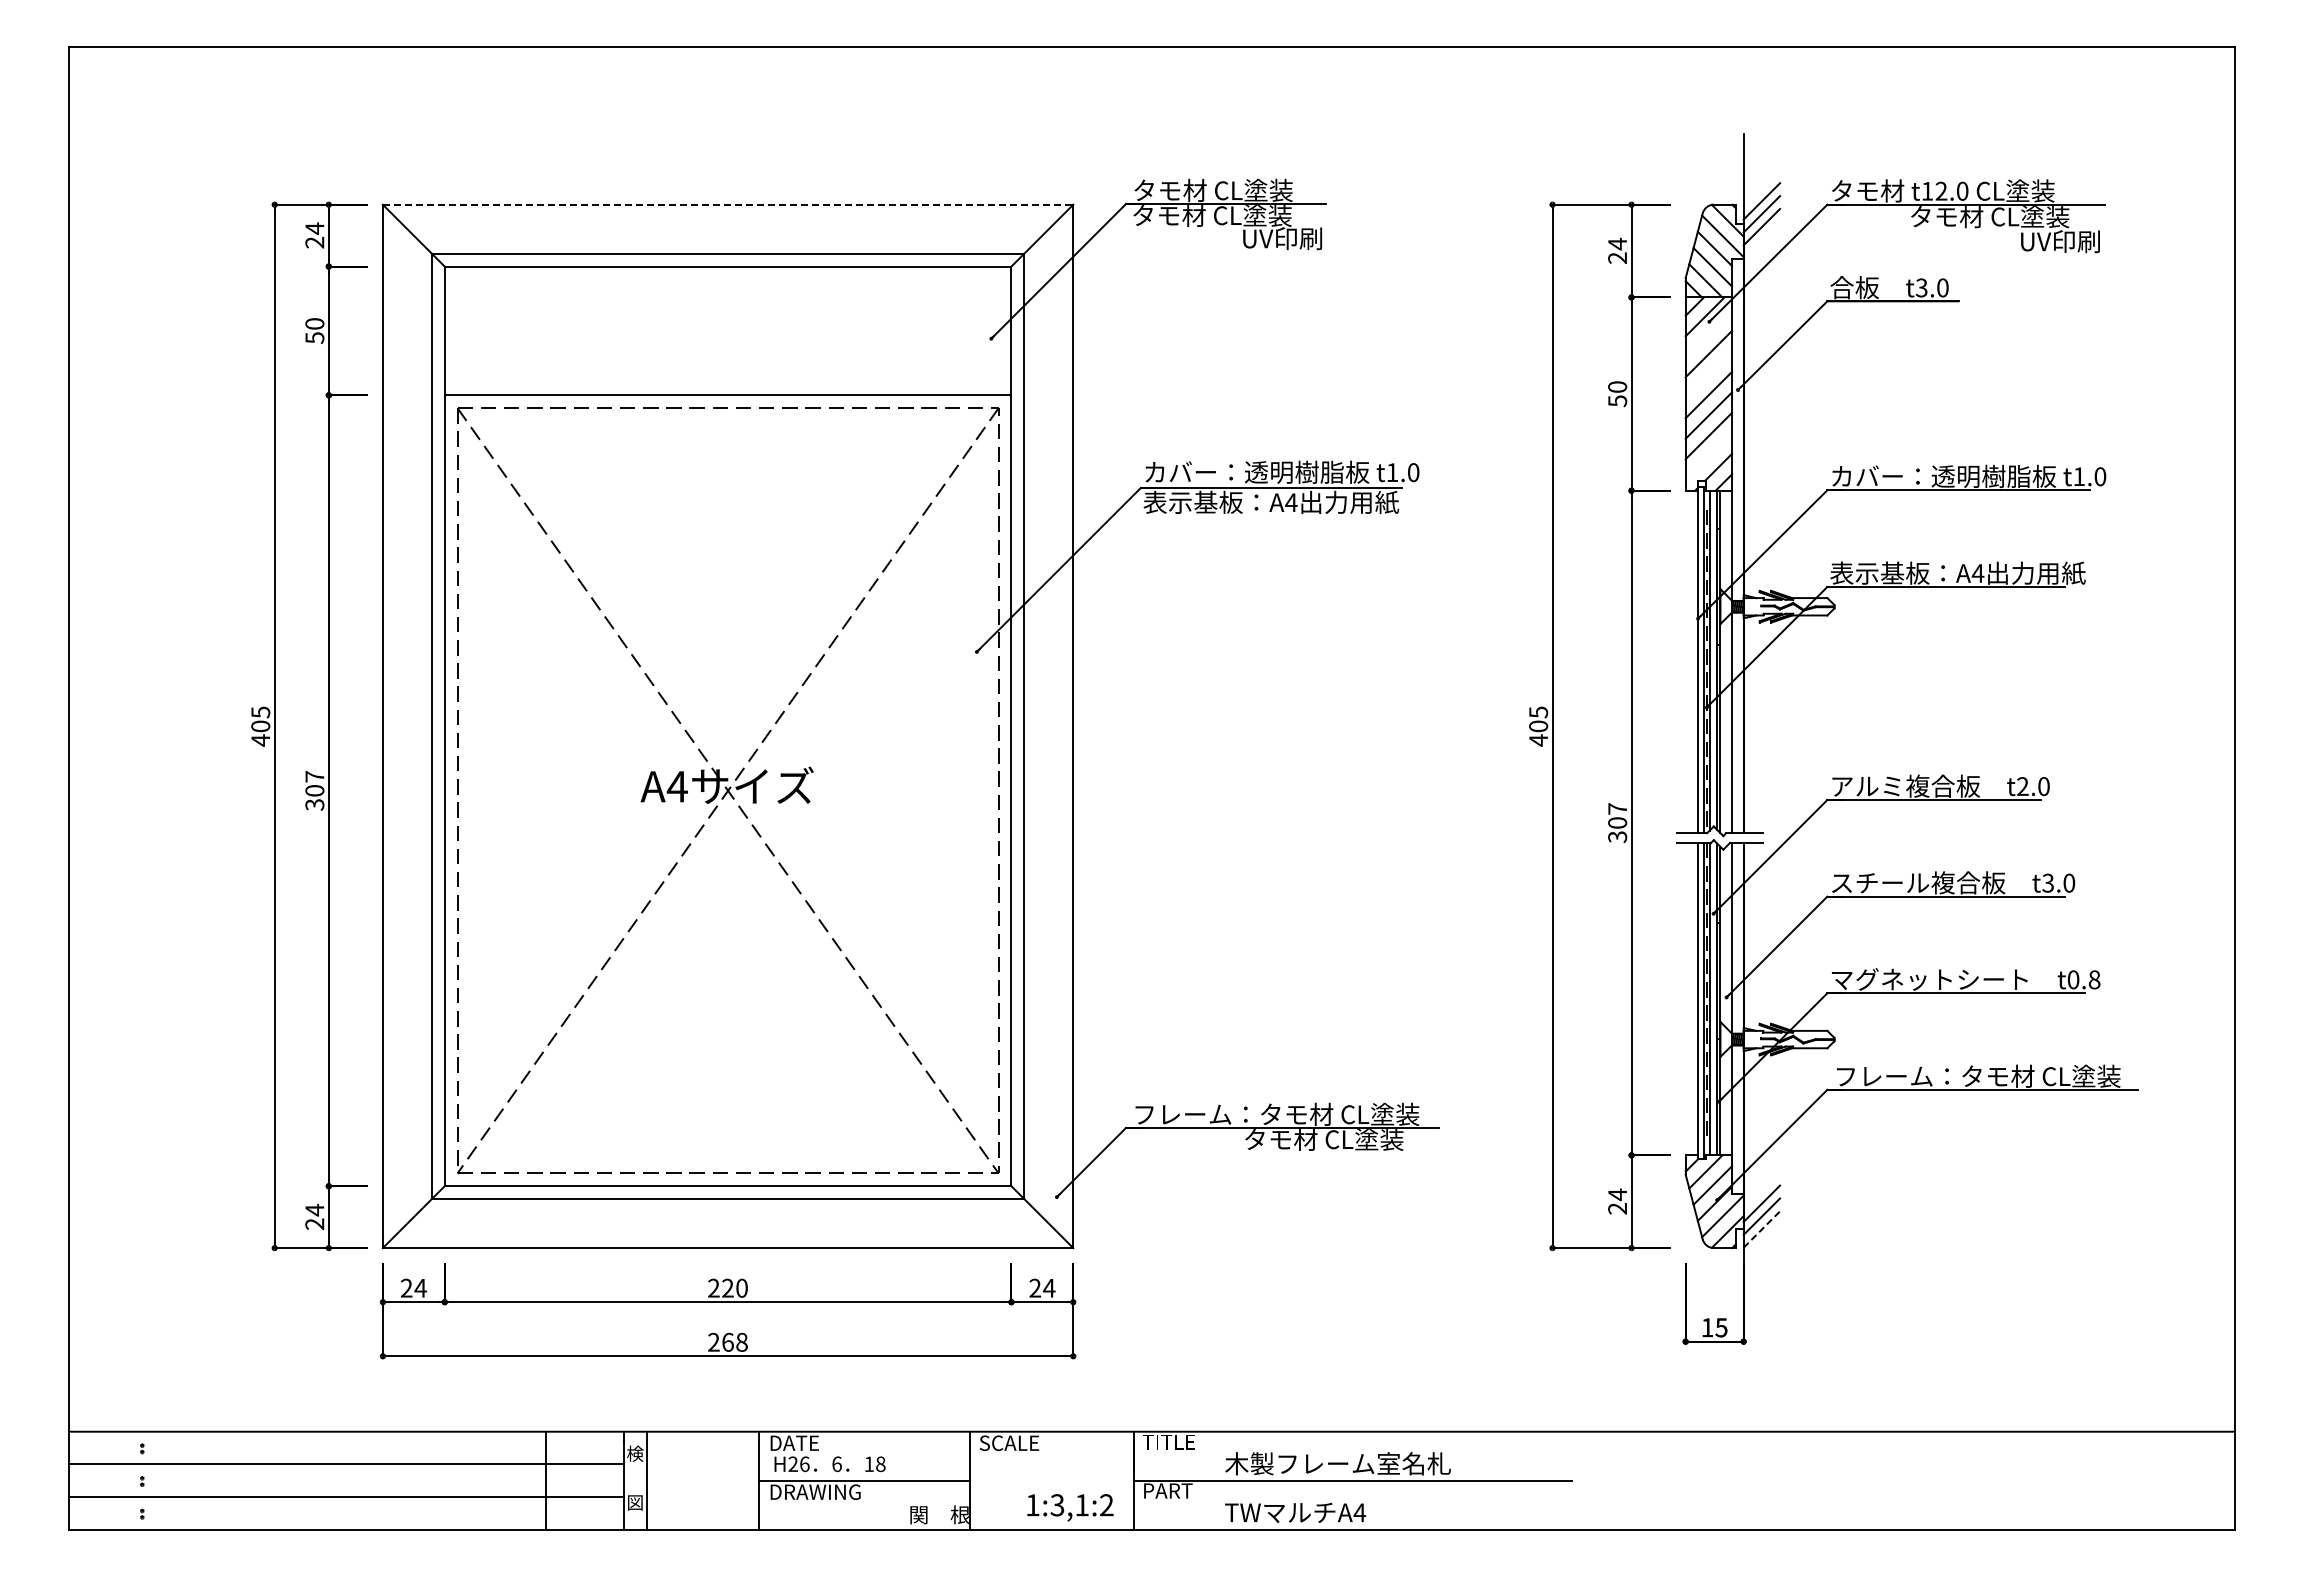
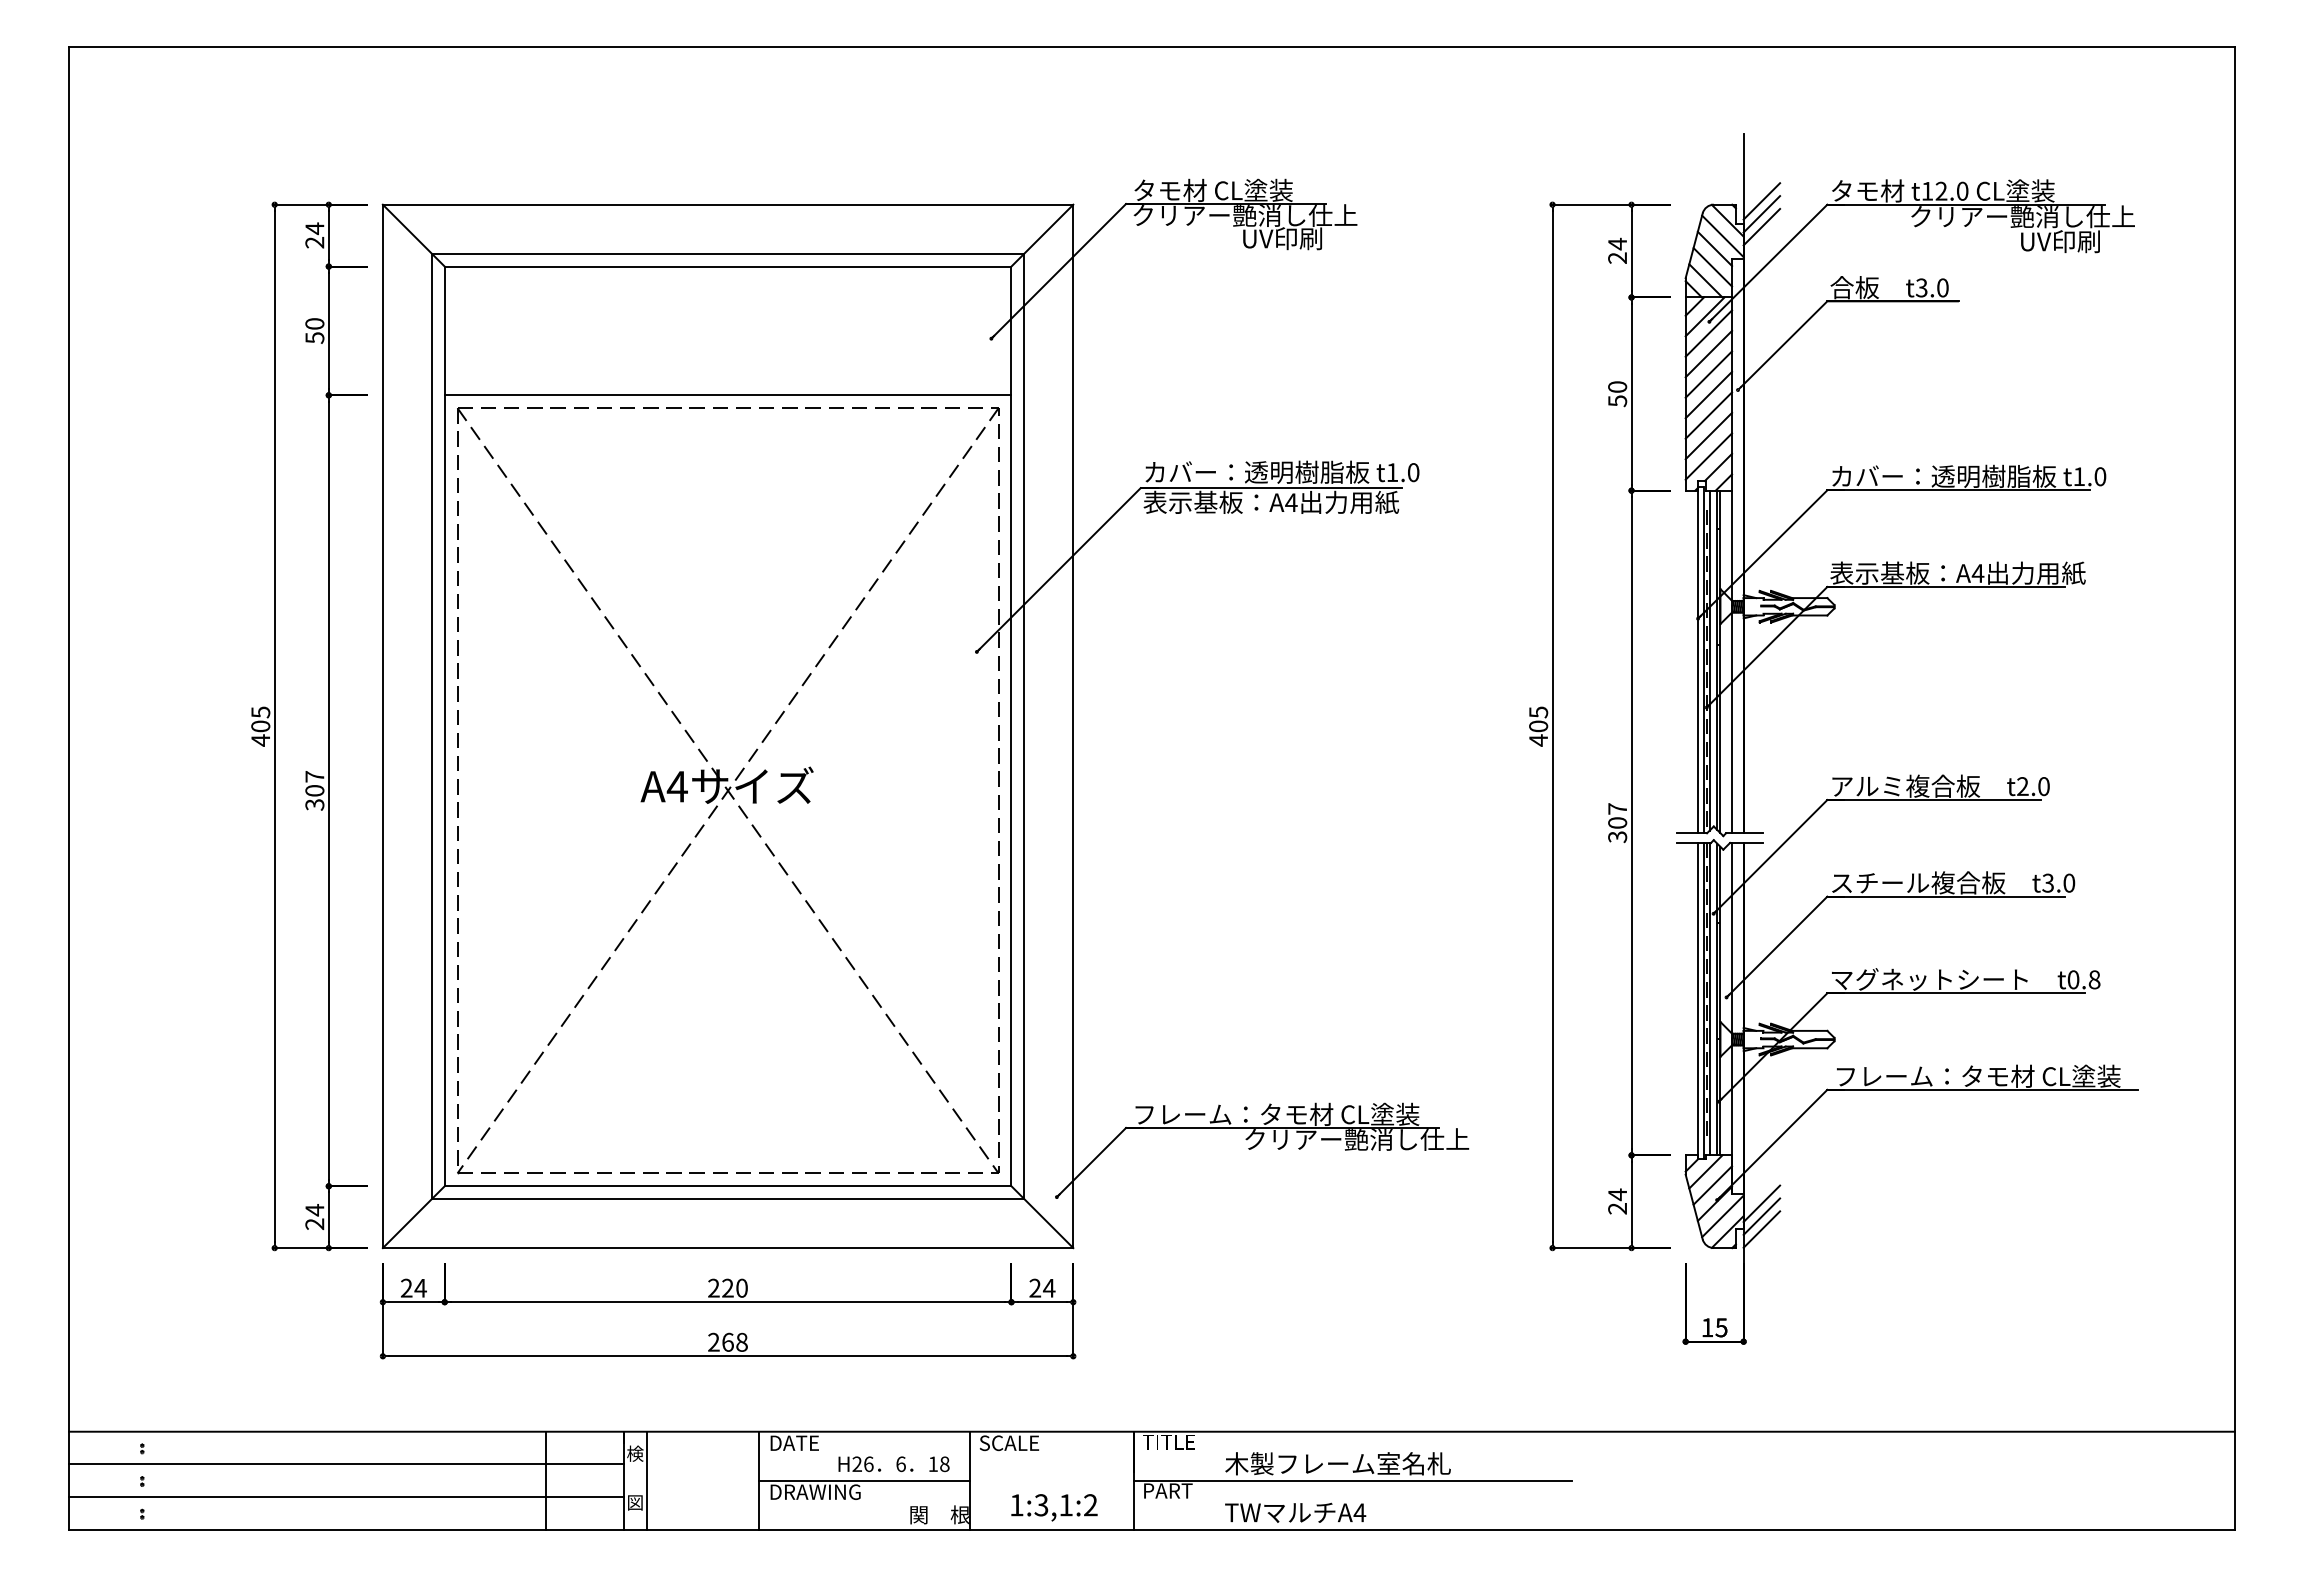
line: dashed -> solid (728, 204)
text: タモ材 CL塗装 -> クリアー艶消し仕上 (1245, 215)
text: タモ材 CL塗装 -> クリアー艶消し仕上 (2022, 216)
line: none -> present (1708, 333)
line: none -> present (1708, 374)
line: none -> present (1708, 456)
text: タモ材 CL塗装 -> クリアー艶消し仕上 (1357, 1139)
line: dashed -> solid (1761, 1229)
text position: (829, 1464) -> (893, 1464) (893, 1464)
text position: (1070, 1507) -> (1054, 1507) (1054, 1507)
